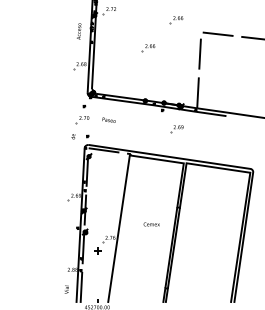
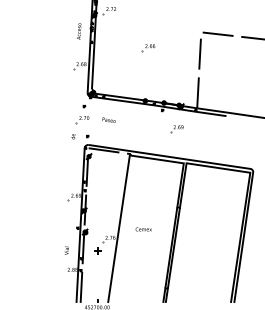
part: present -> none (176, 20)
text position: (151, 224) -> (143, 229) (143, 229)
text position: (66, 289) -> (66, 250) (66, 250)
